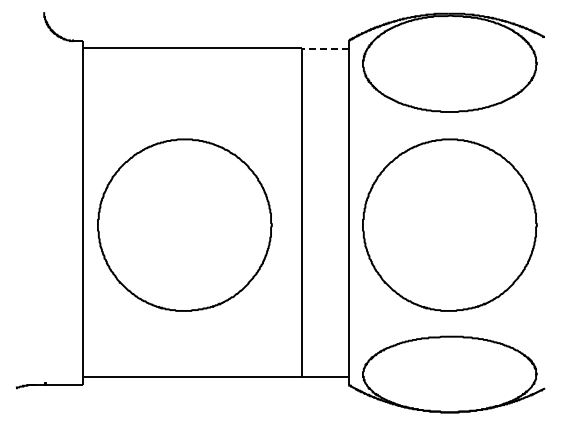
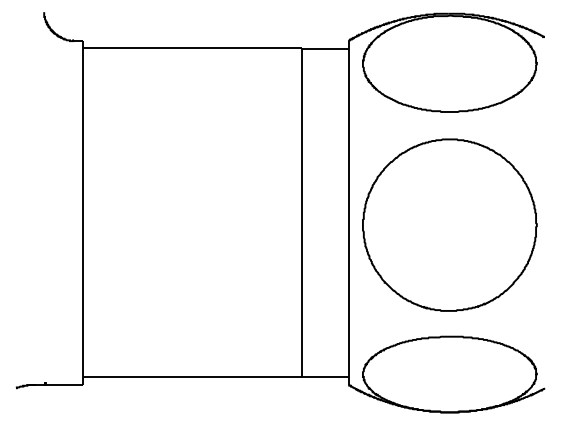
line: dashed -> solid (324, 49)
part: present -> none (184, 224)
